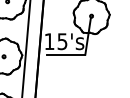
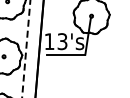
text: 15's -> 13's (62, 41)
line: solid -> dashed (26, 49)
